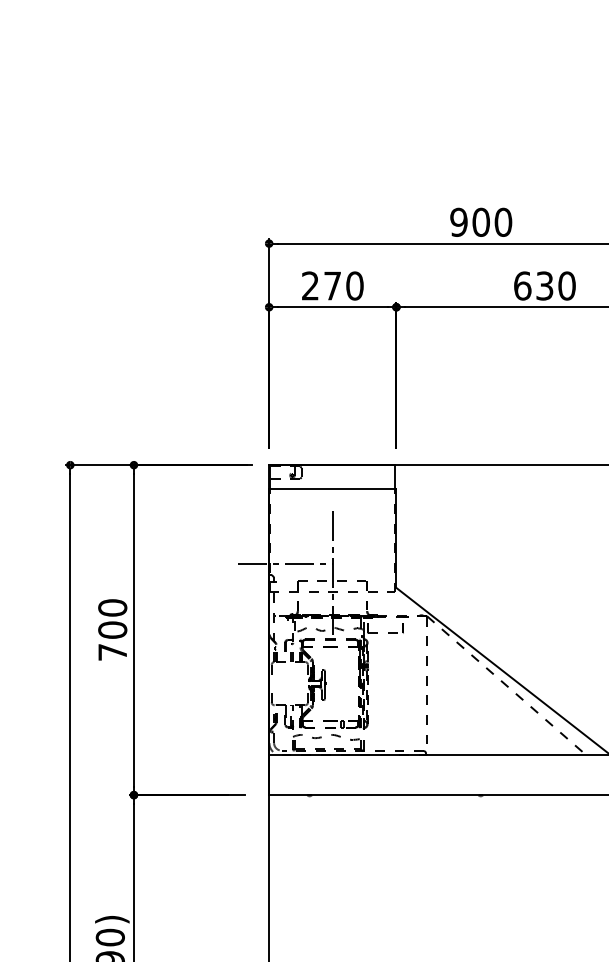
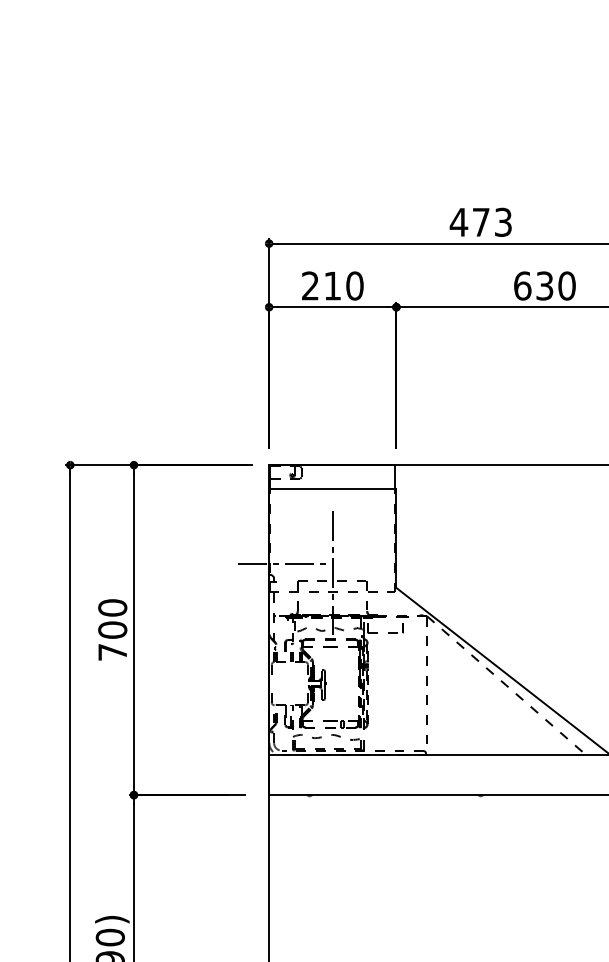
text: 900 -> 473 (480, 221)
text: 270 -> 210 (332, 285)
